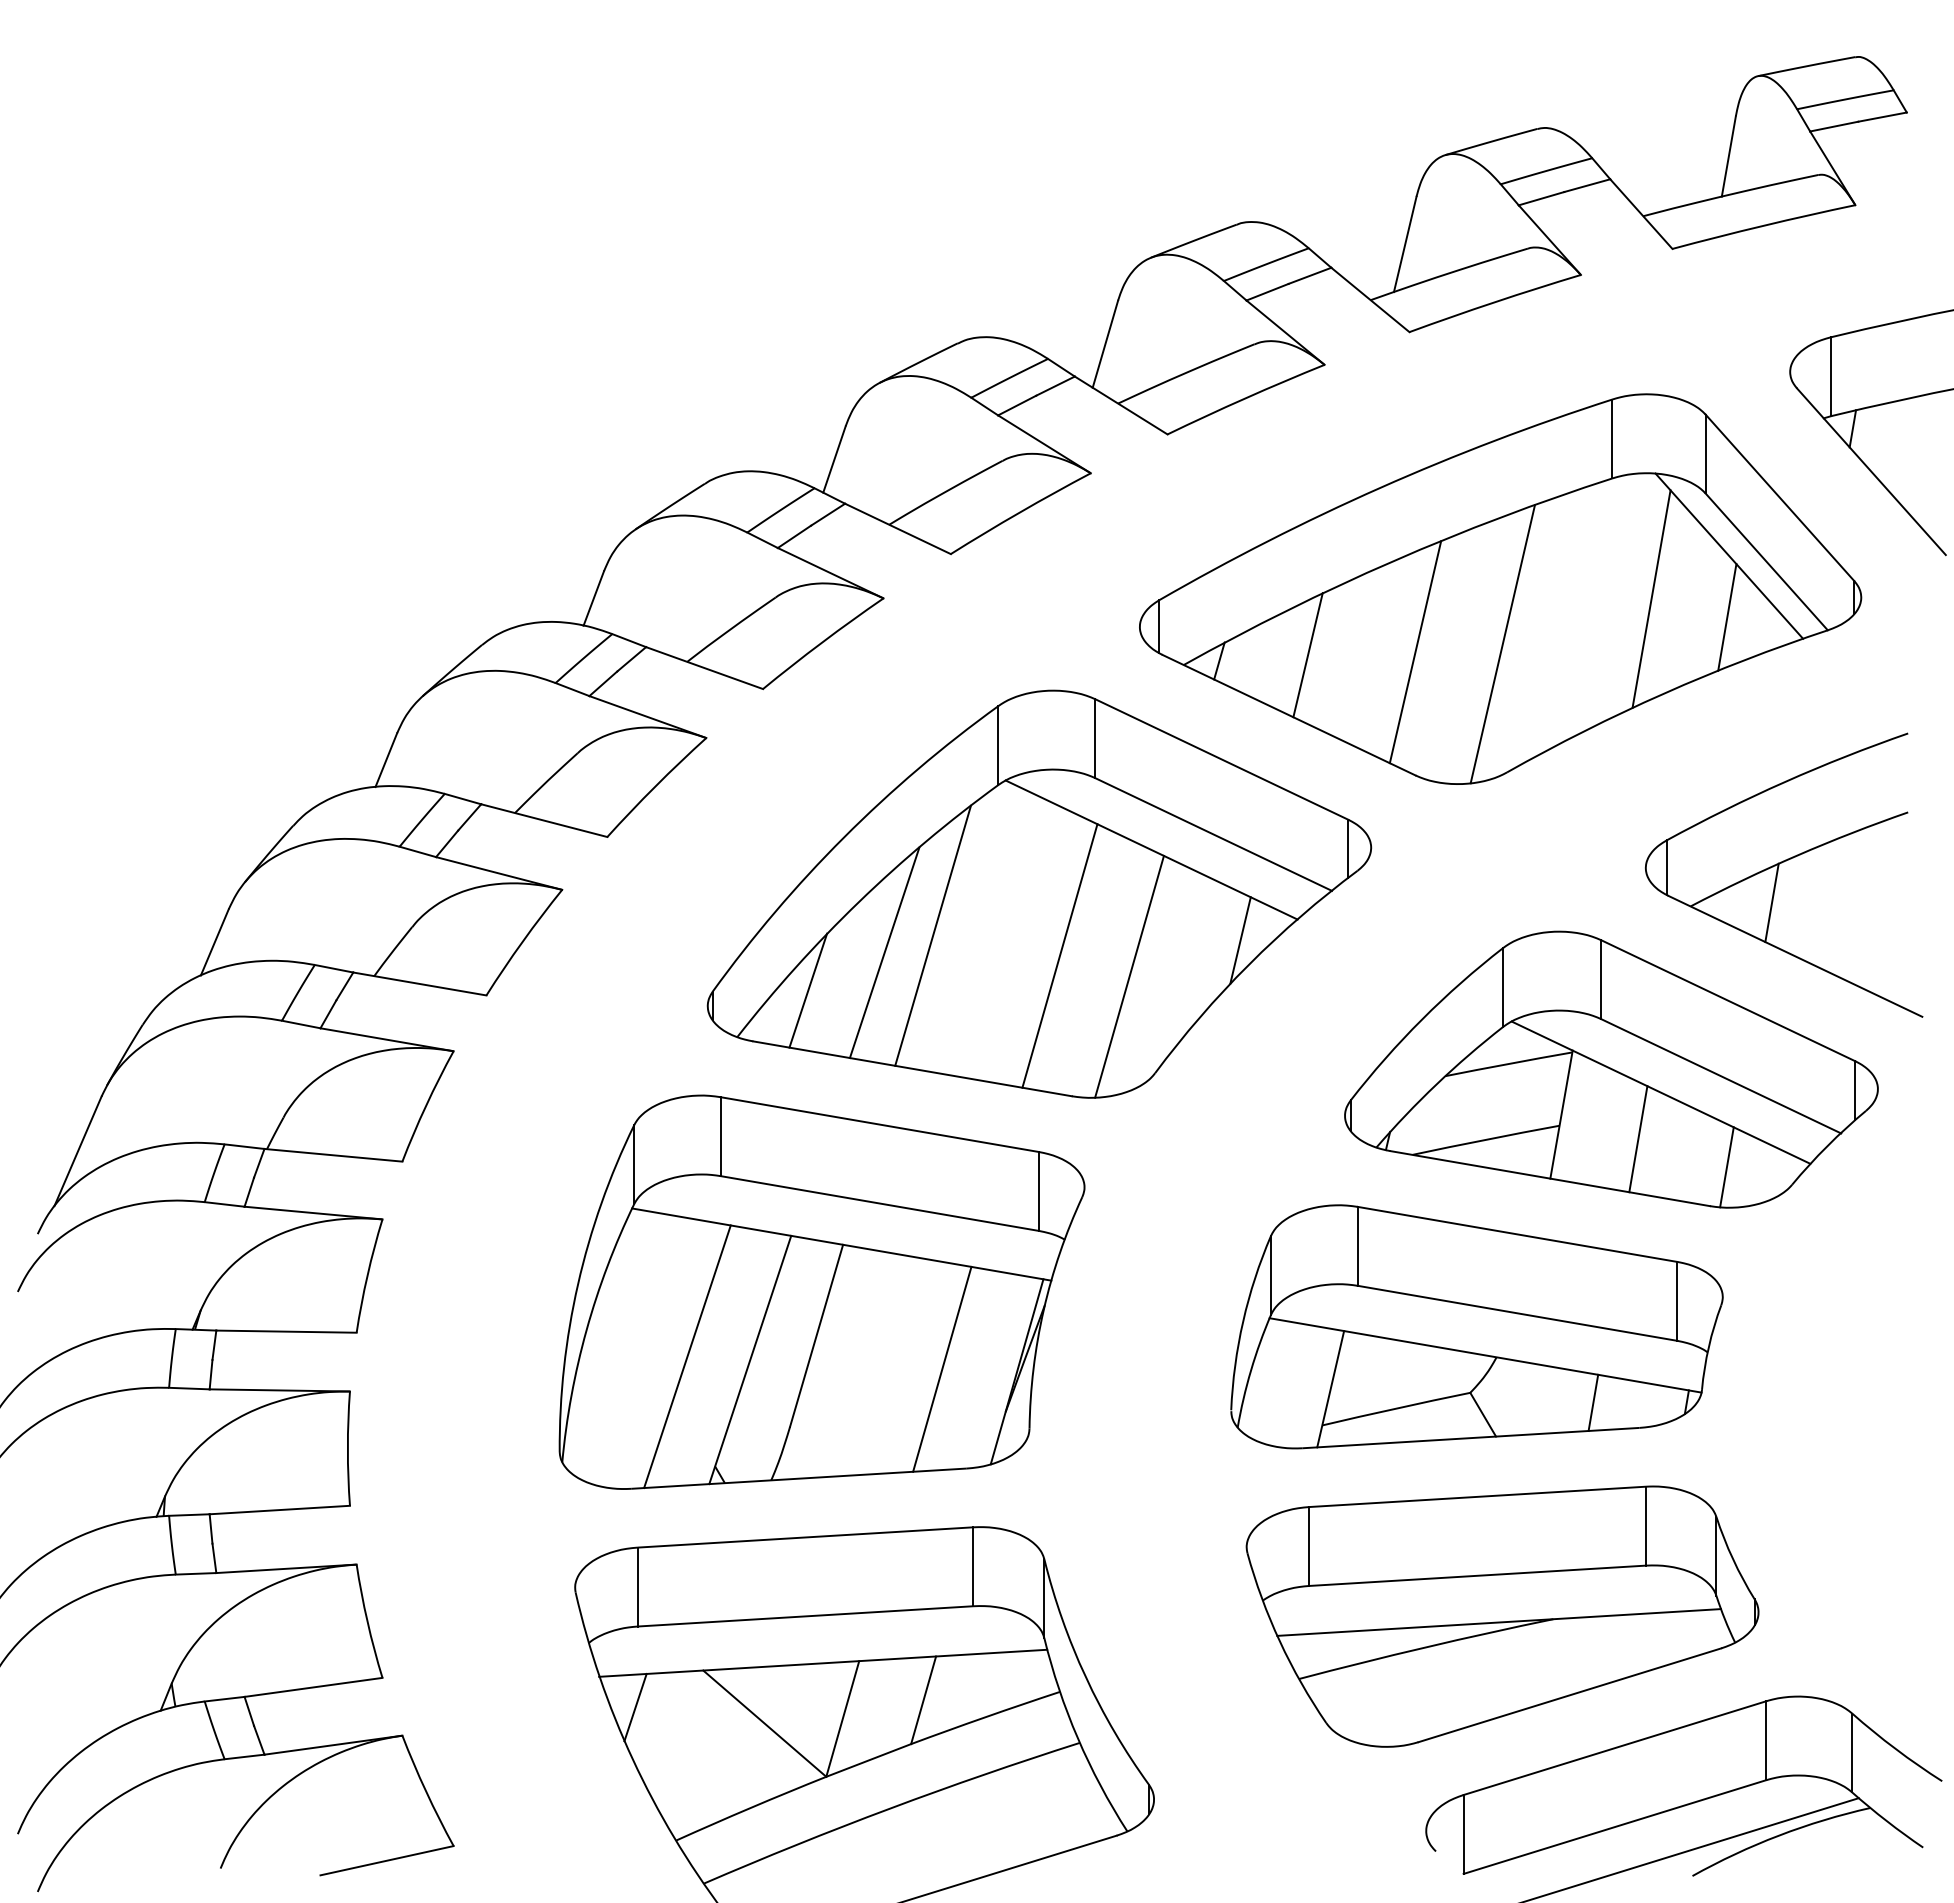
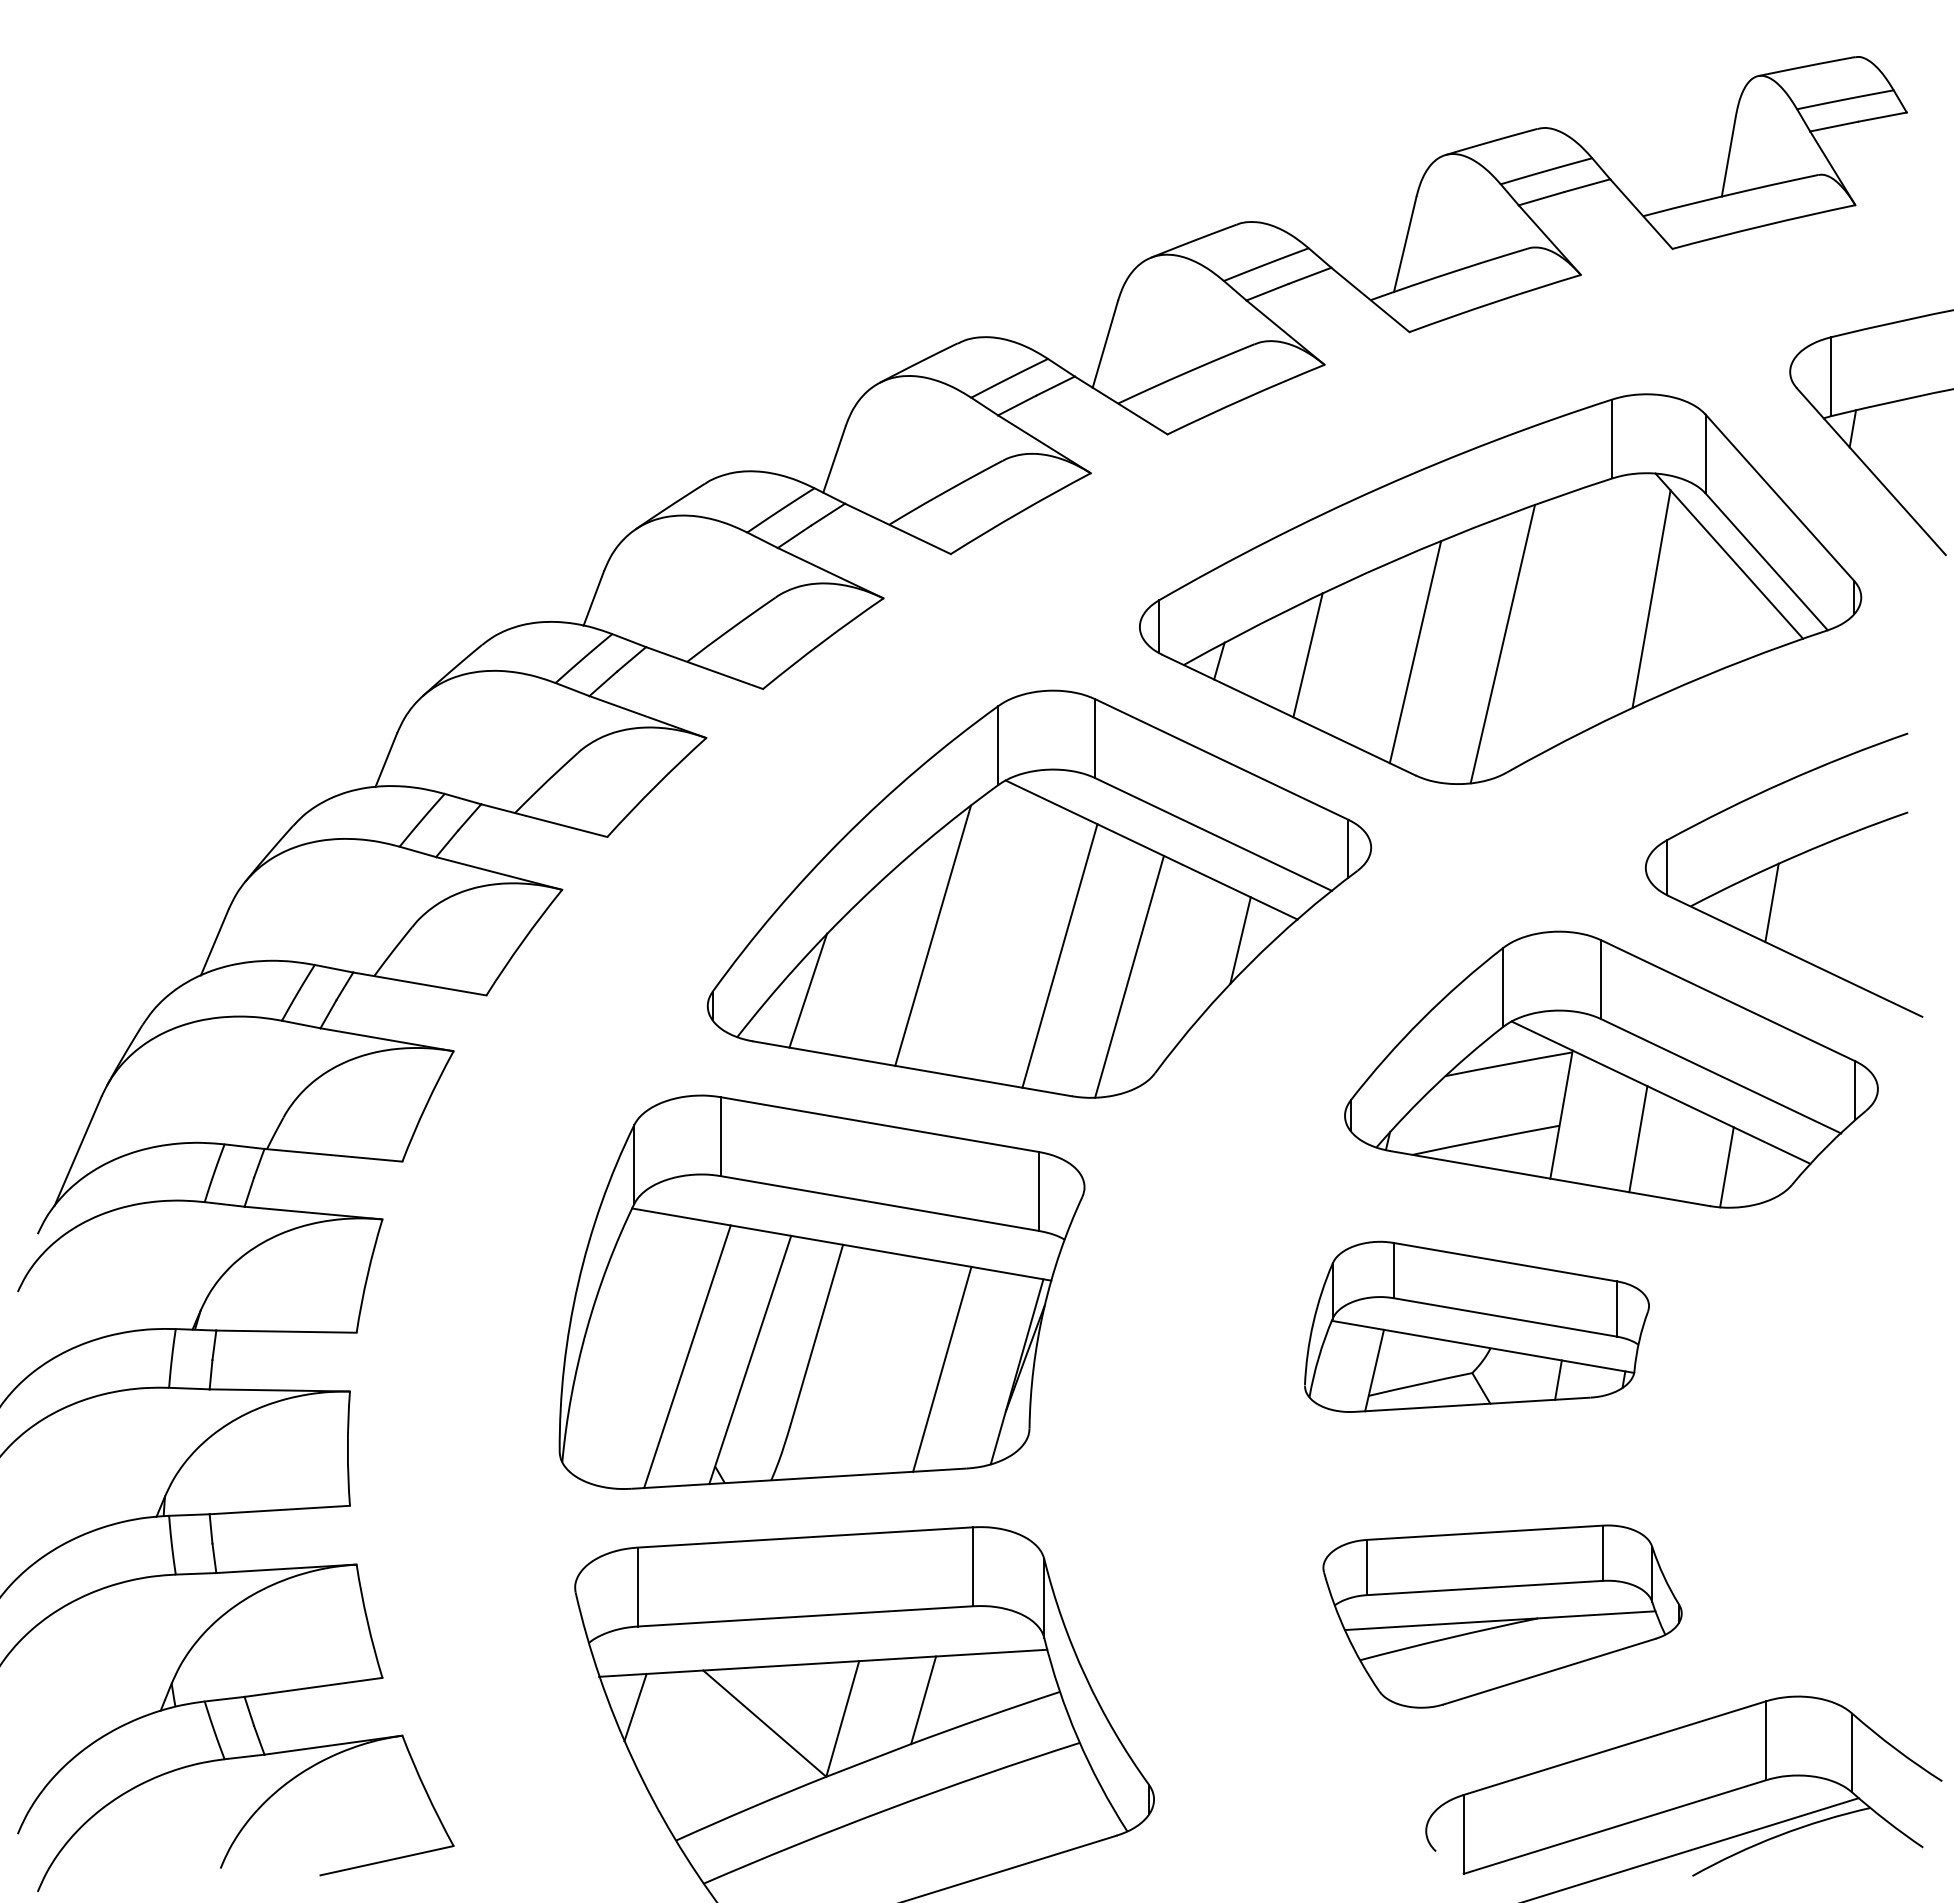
line: present -> none (1727, 617)
line: present -> none (884, 952)
part size: 494x246 px -> 346x173 px (1476, 1326)
part size: 515x263 px -> 361x185 px (1502, 1616)
